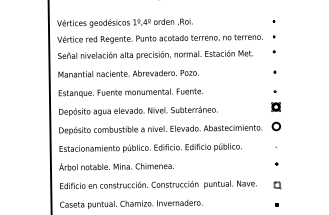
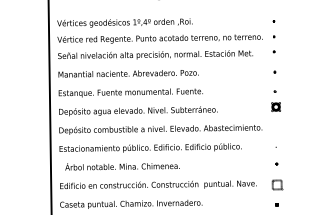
part: present -> none (275, 126)
text position: (116, 166) -> (122, 166) (122, 166)
part size: 9x9 px -> 13x12 px (277, 184)
